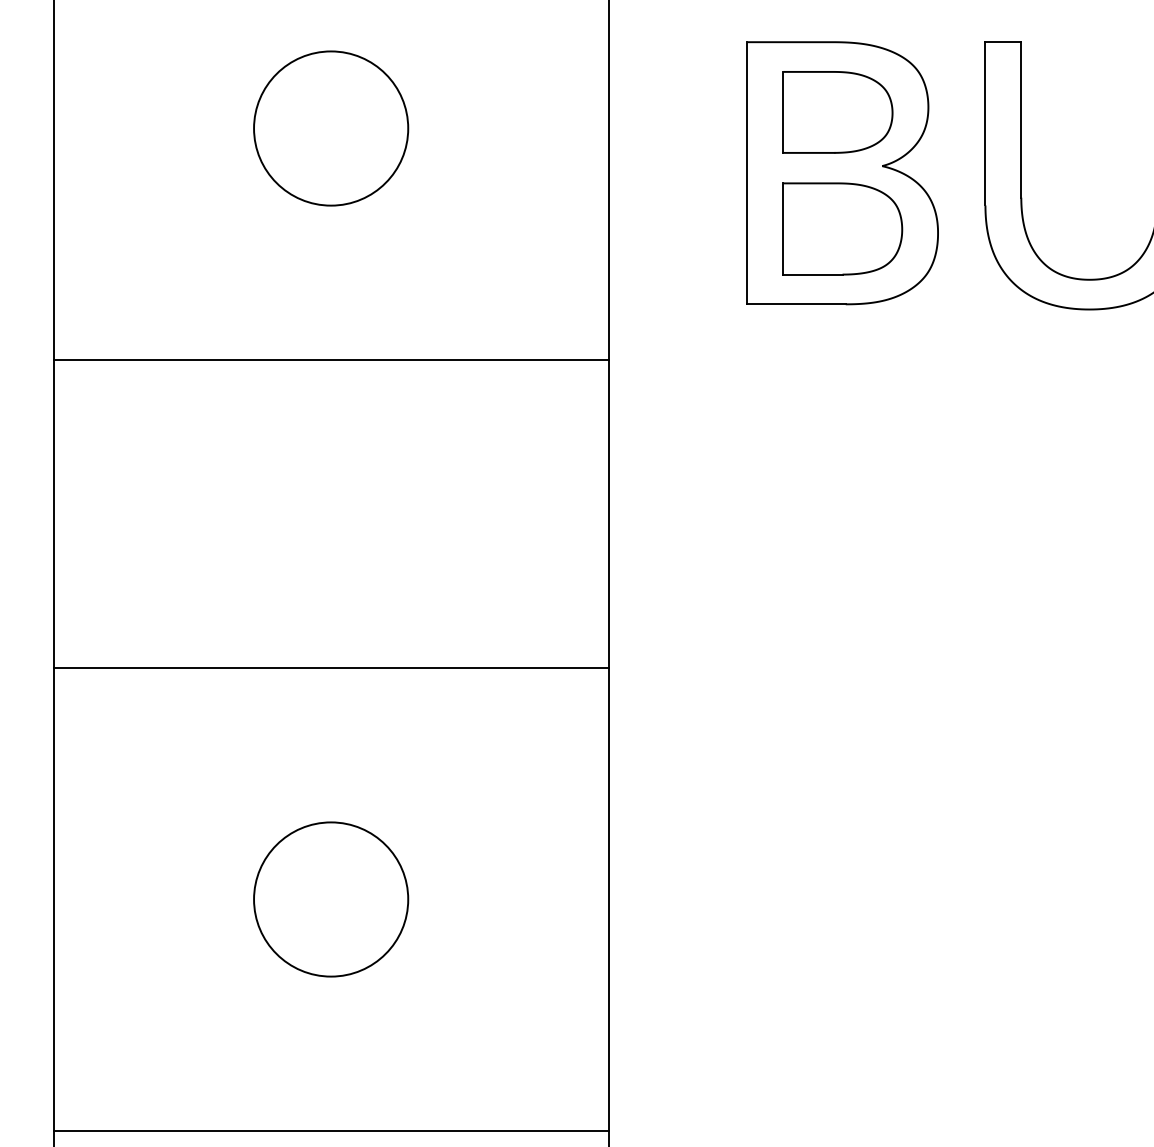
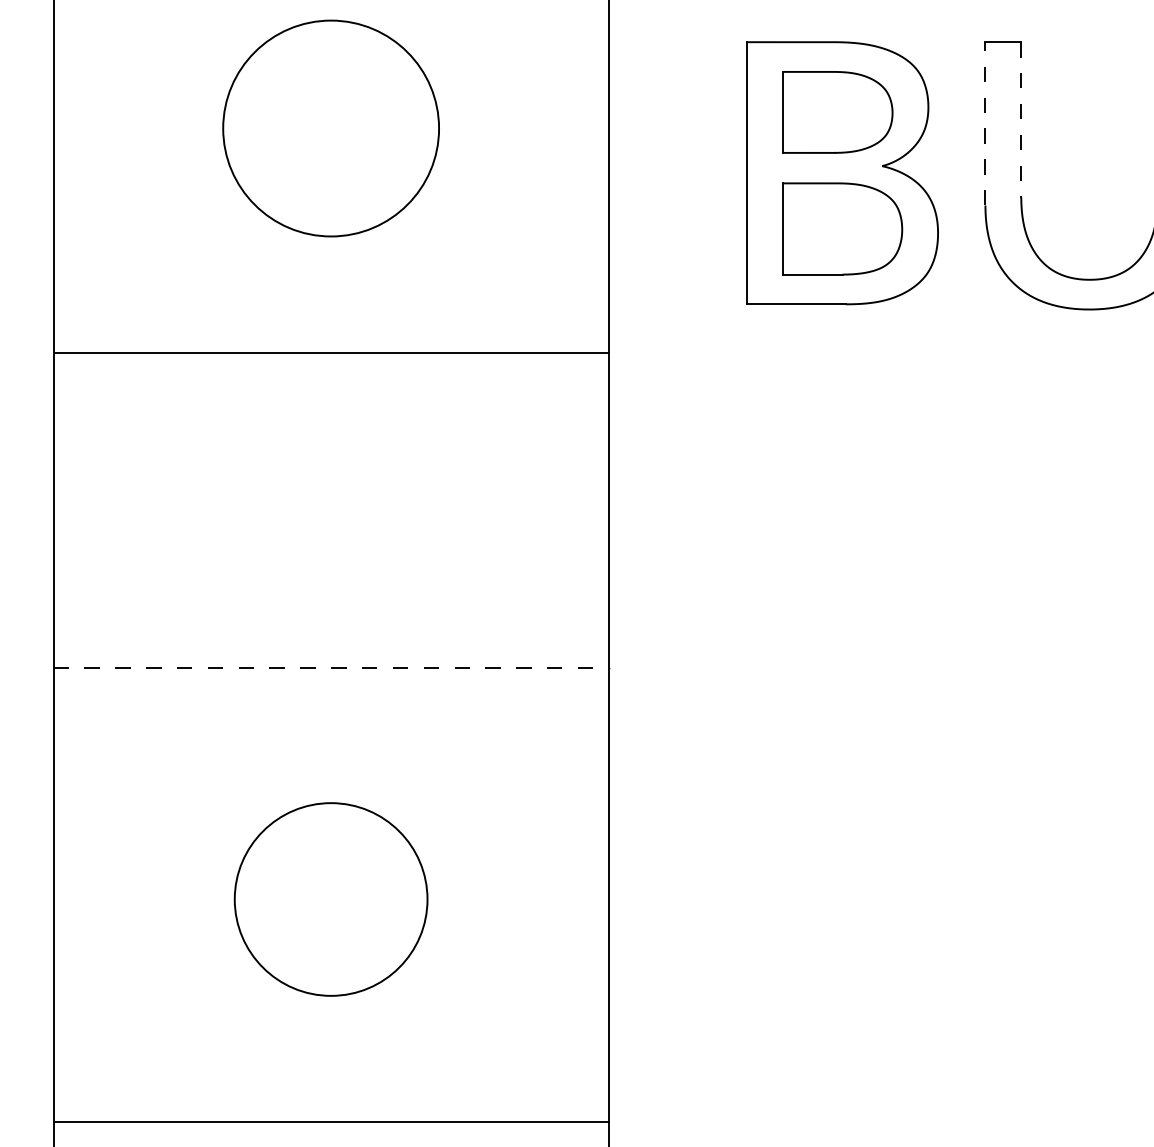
line: solid -> dashed (1021, 119)
line: solid -> dashed (985, 123)
circle diameter: 154 px -> 216 px (331, 128)
line position: (330, 359) -> (330, 352) (330, 352)
line: solid -> dashed (331, 668)
circle diameter: 154 px -> 193 px (330, 899)
line position: (330, 1130) -> (330, 1121) (330, 1121)
